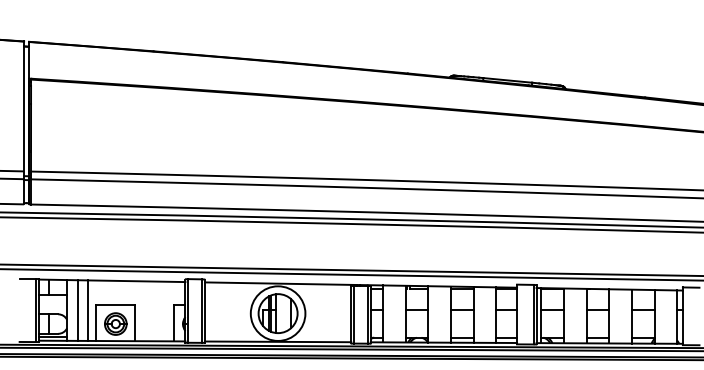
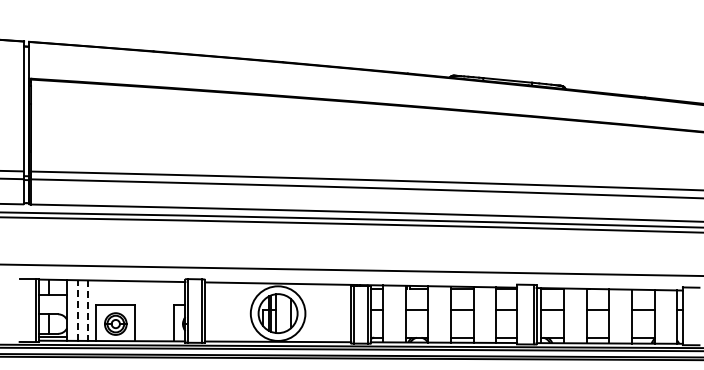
line: present -> none (351, 274)
line: solid -> dashed (78, 310)
line: solid -> dashed (87, 311)
